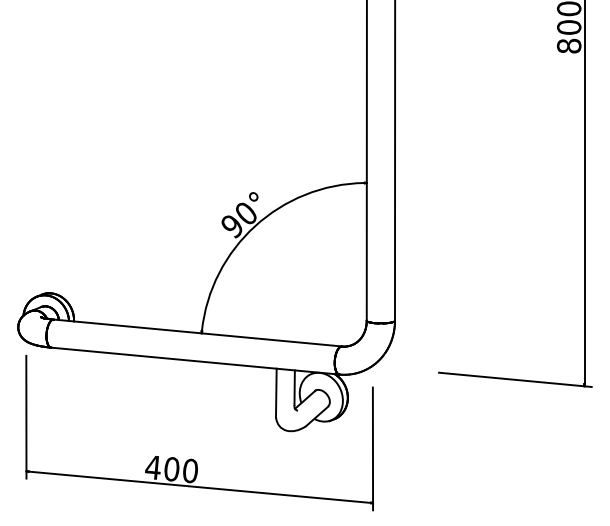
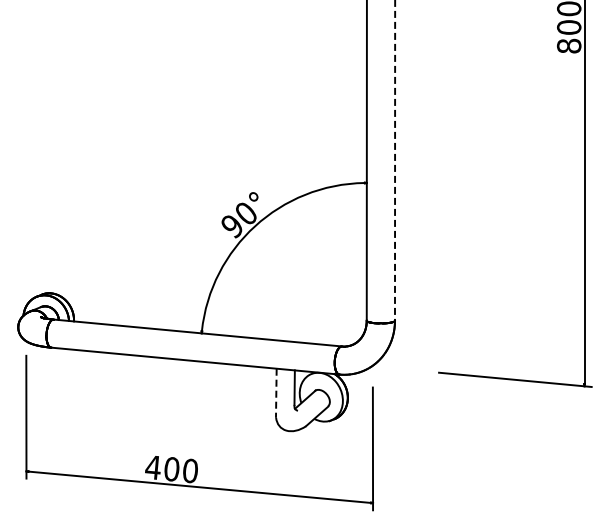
line: solid -> dashed (395, 160)
line: solid -> dashed (276, 393)
